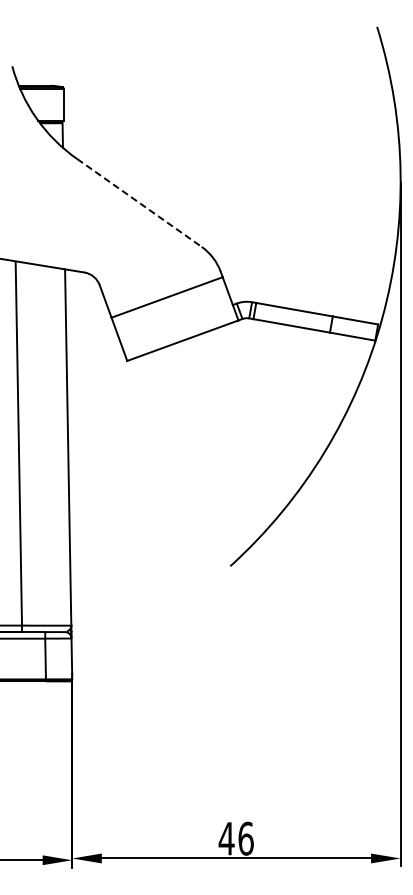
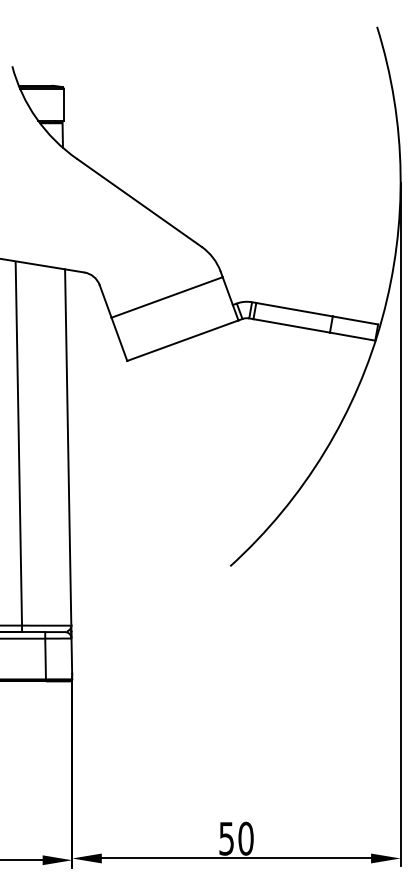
line: dashed -> solid (139, 203)
text: 46 -> 50 (235, 838)
